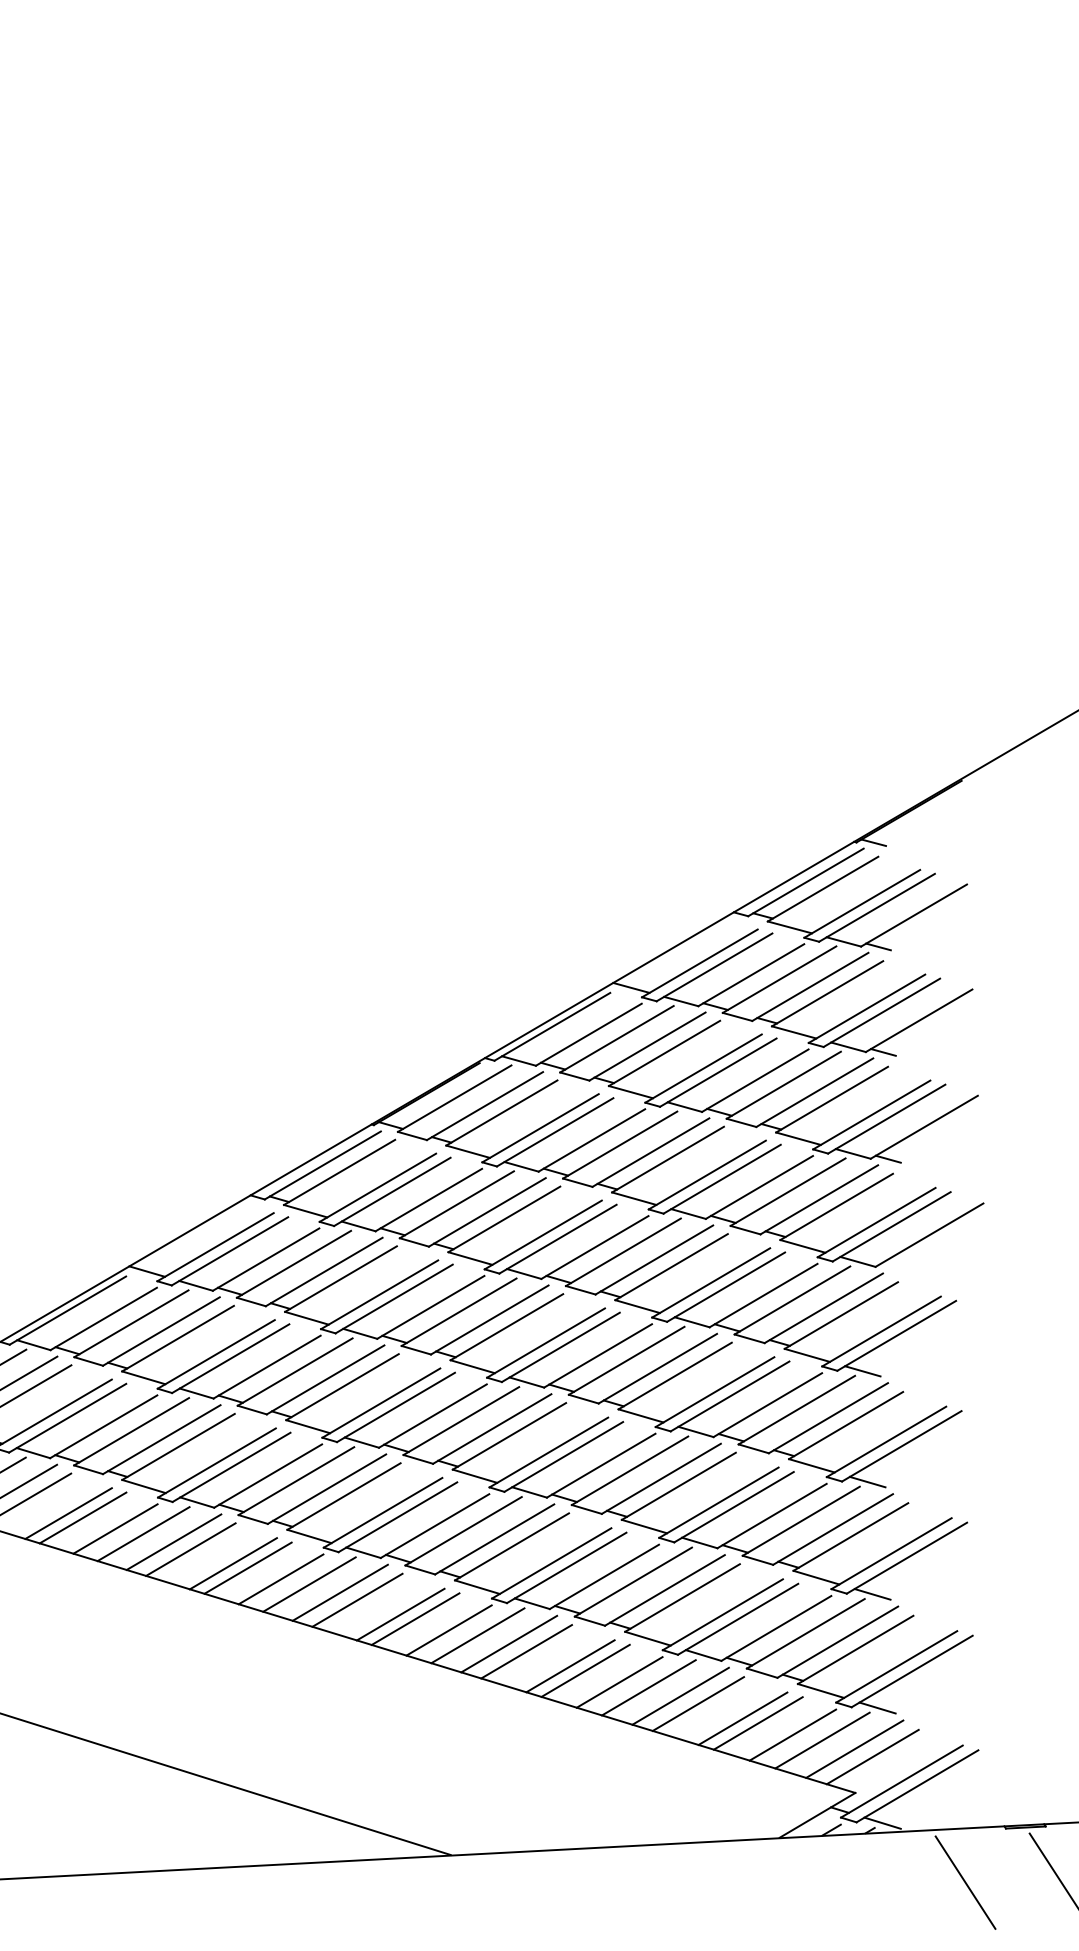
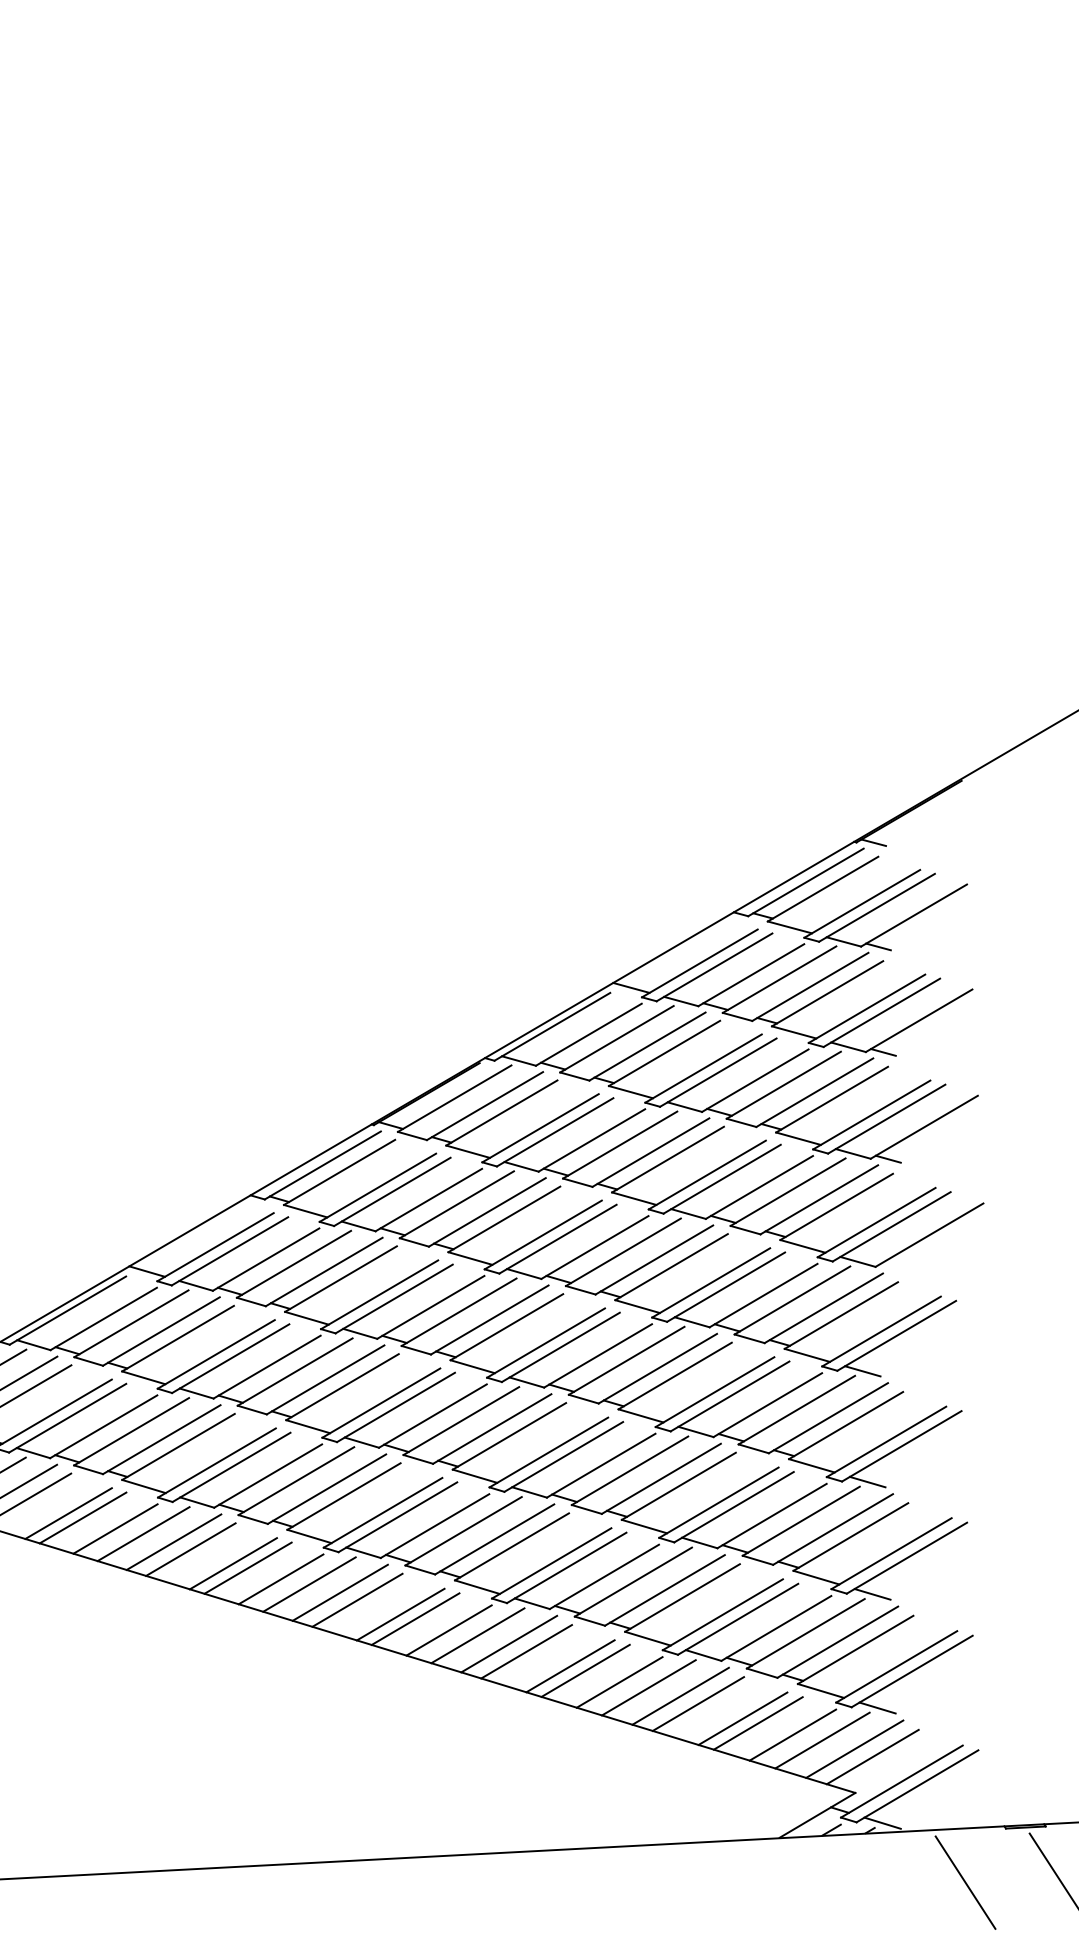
line: present -> none (226, 1784)
